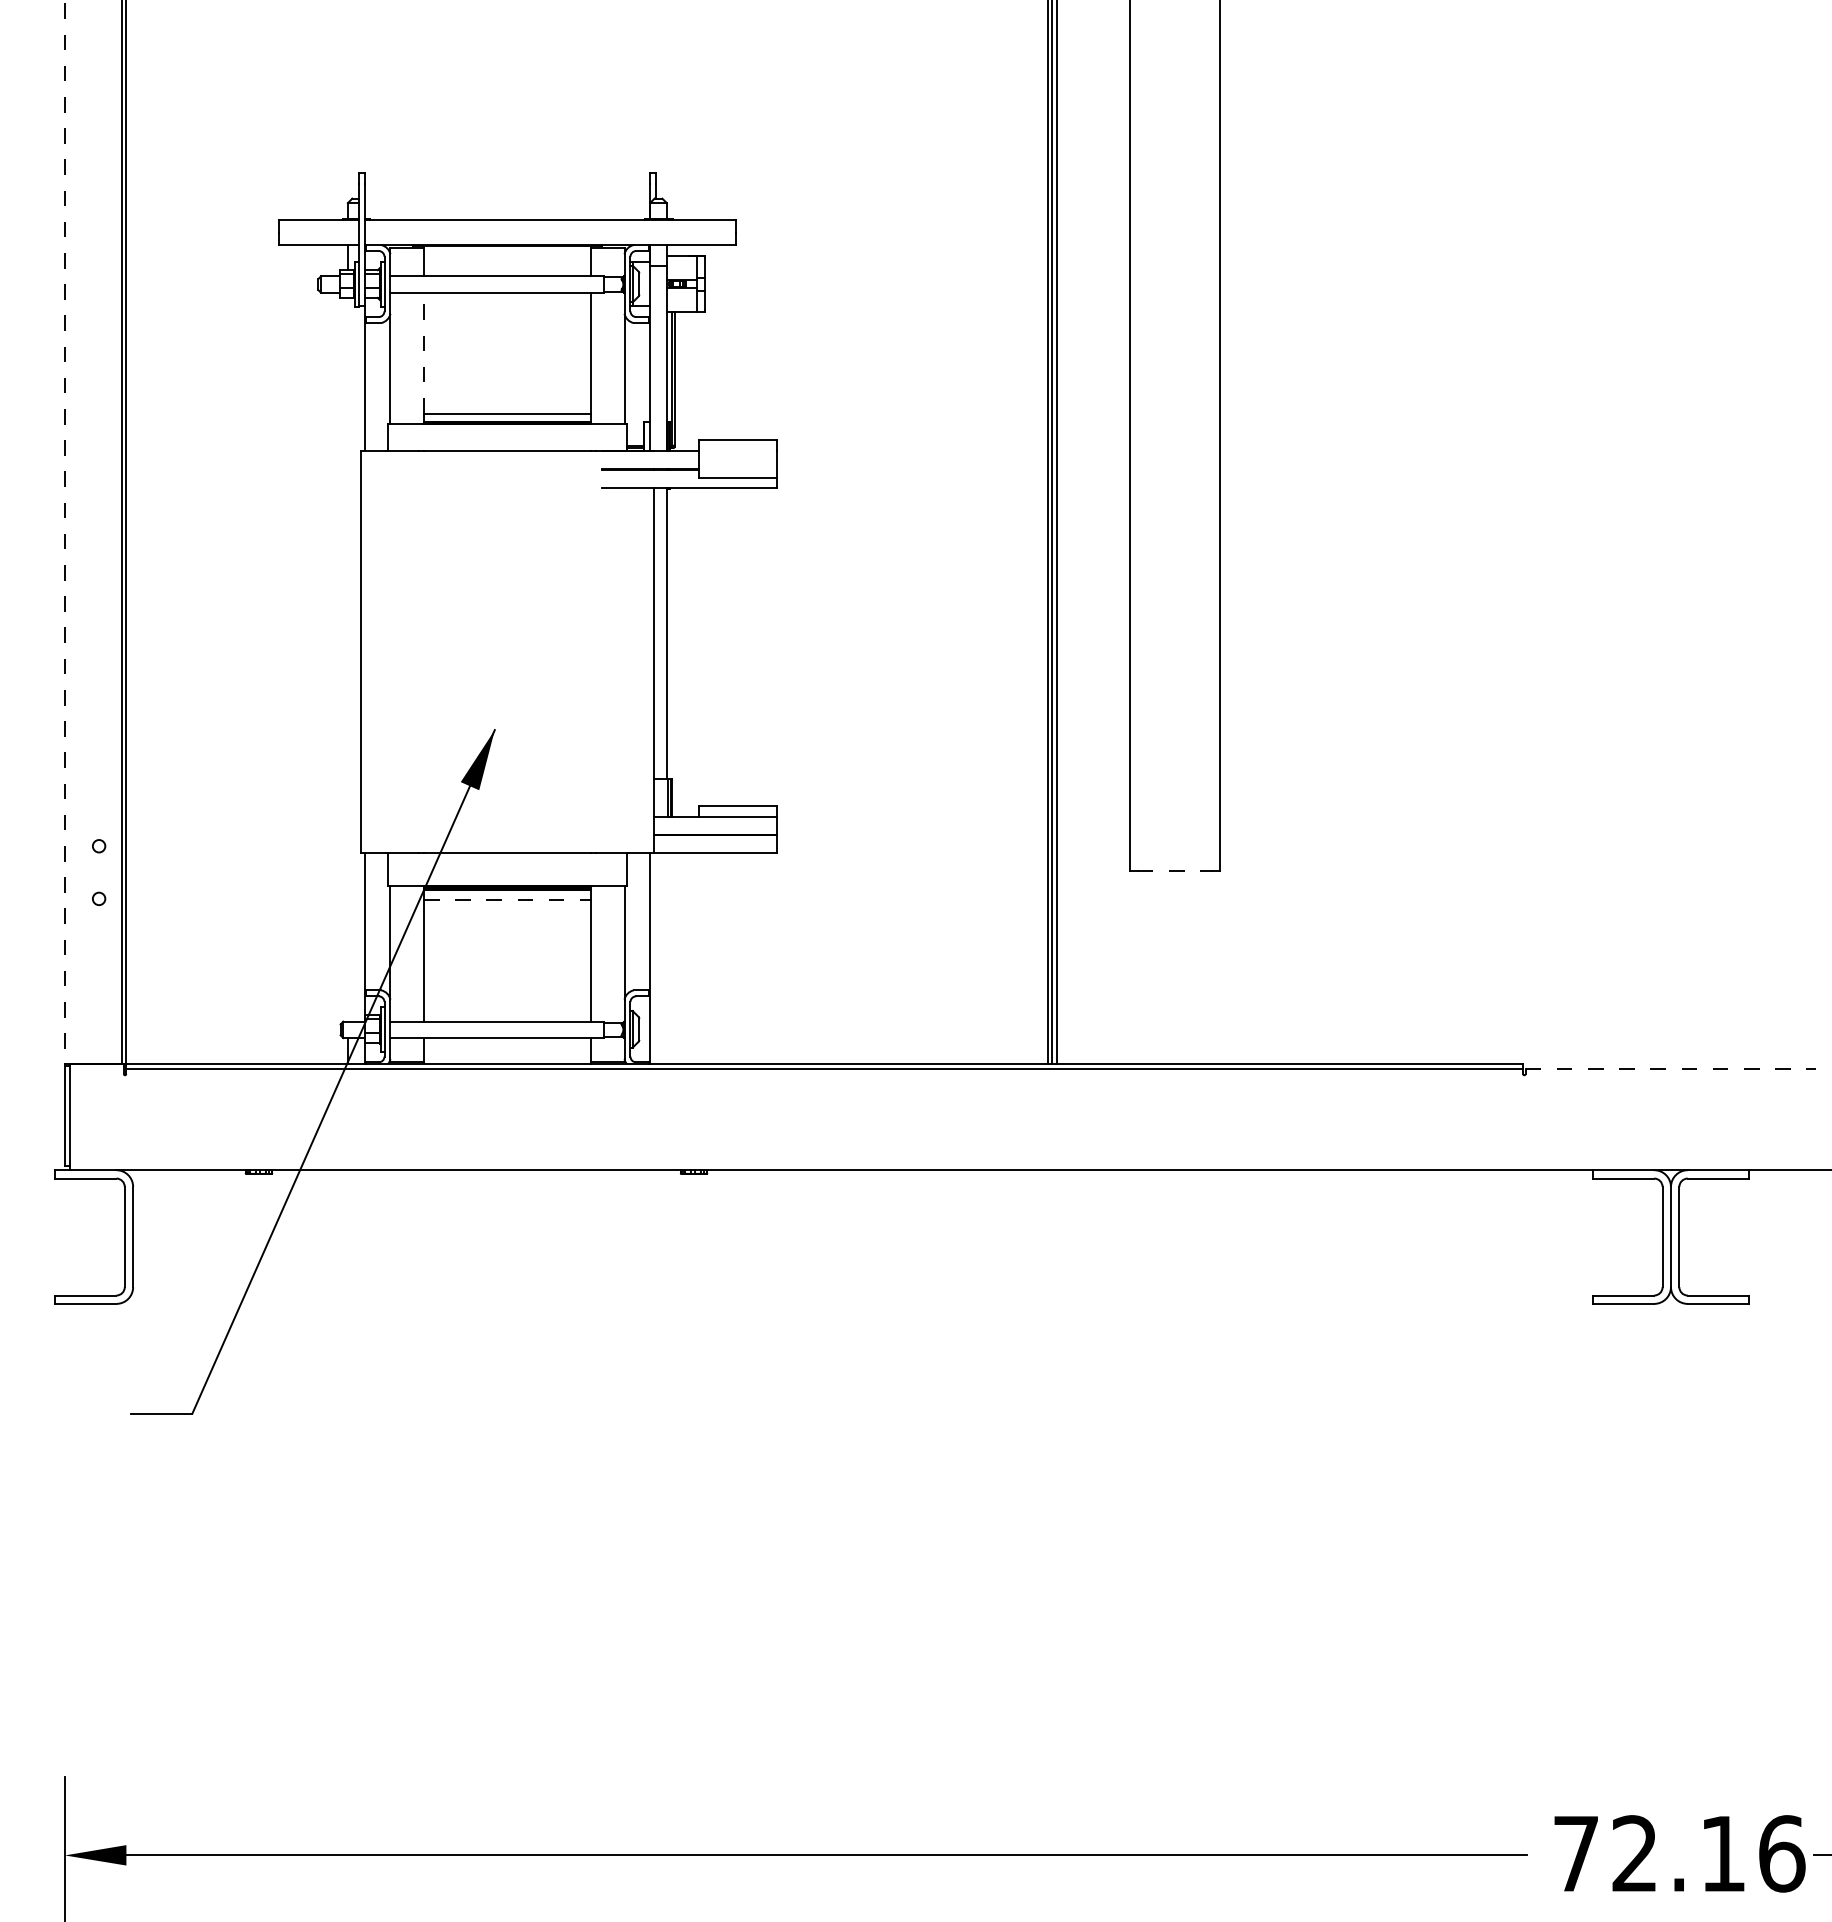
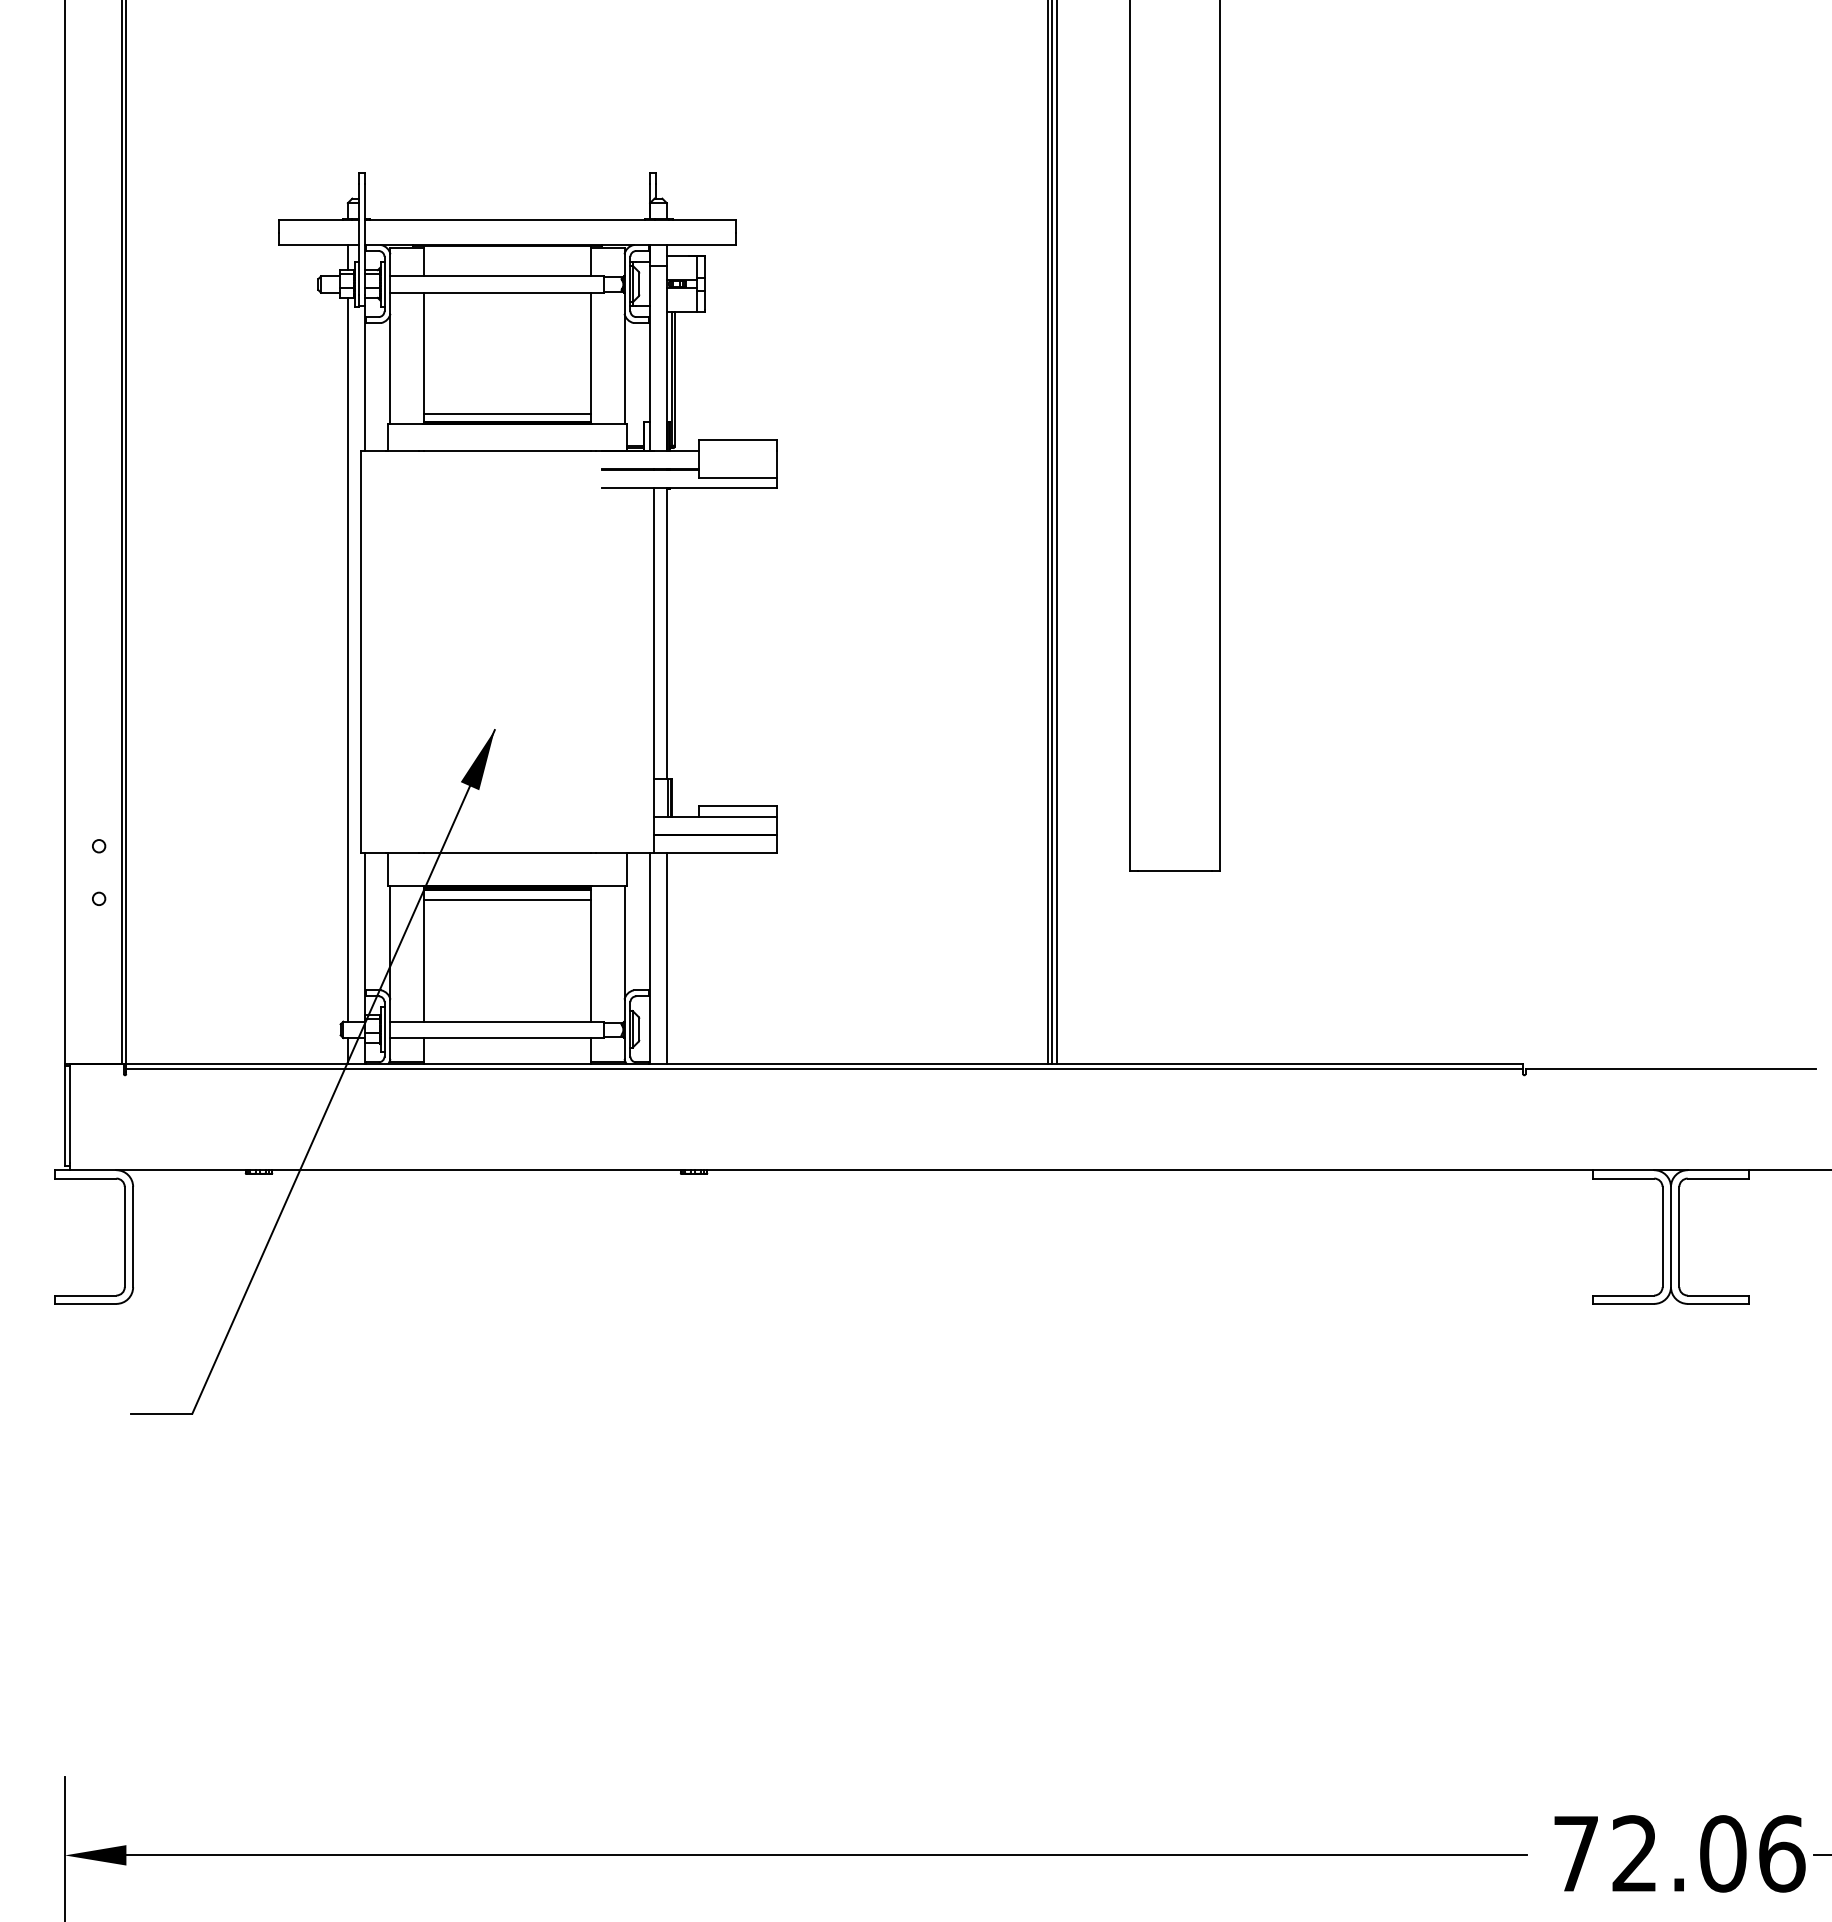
line: dashed -> solid (423, 352)
line: dashed -> solid (64, 531)
line: none -> present (347, 659)
line: dashed -> solid (1175, 871)
line: dashed -> solid (507, 899)
line: none -> present (667, 958)
line: dashed -> solid (1671, 1069)
text: 72.16 -> 72.06 (1723, 1853)
